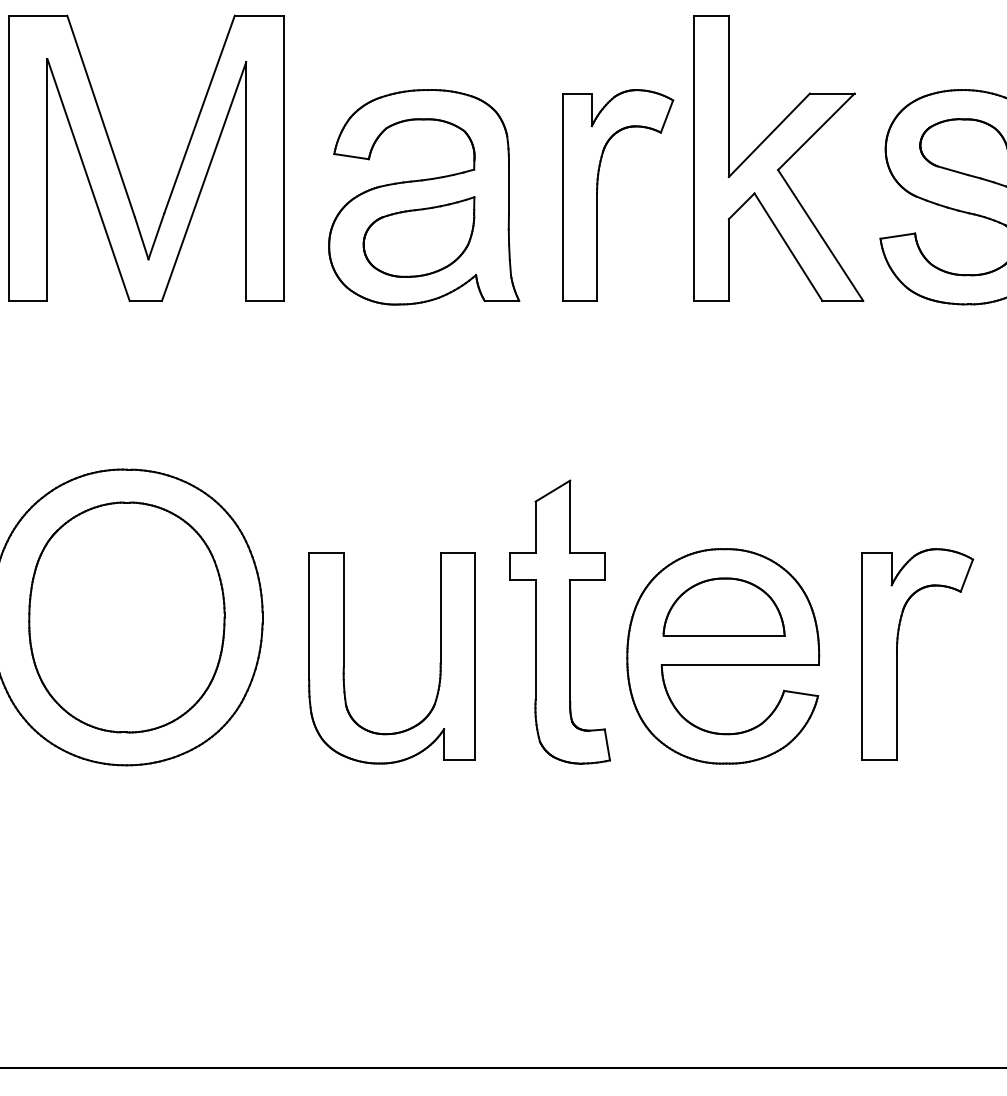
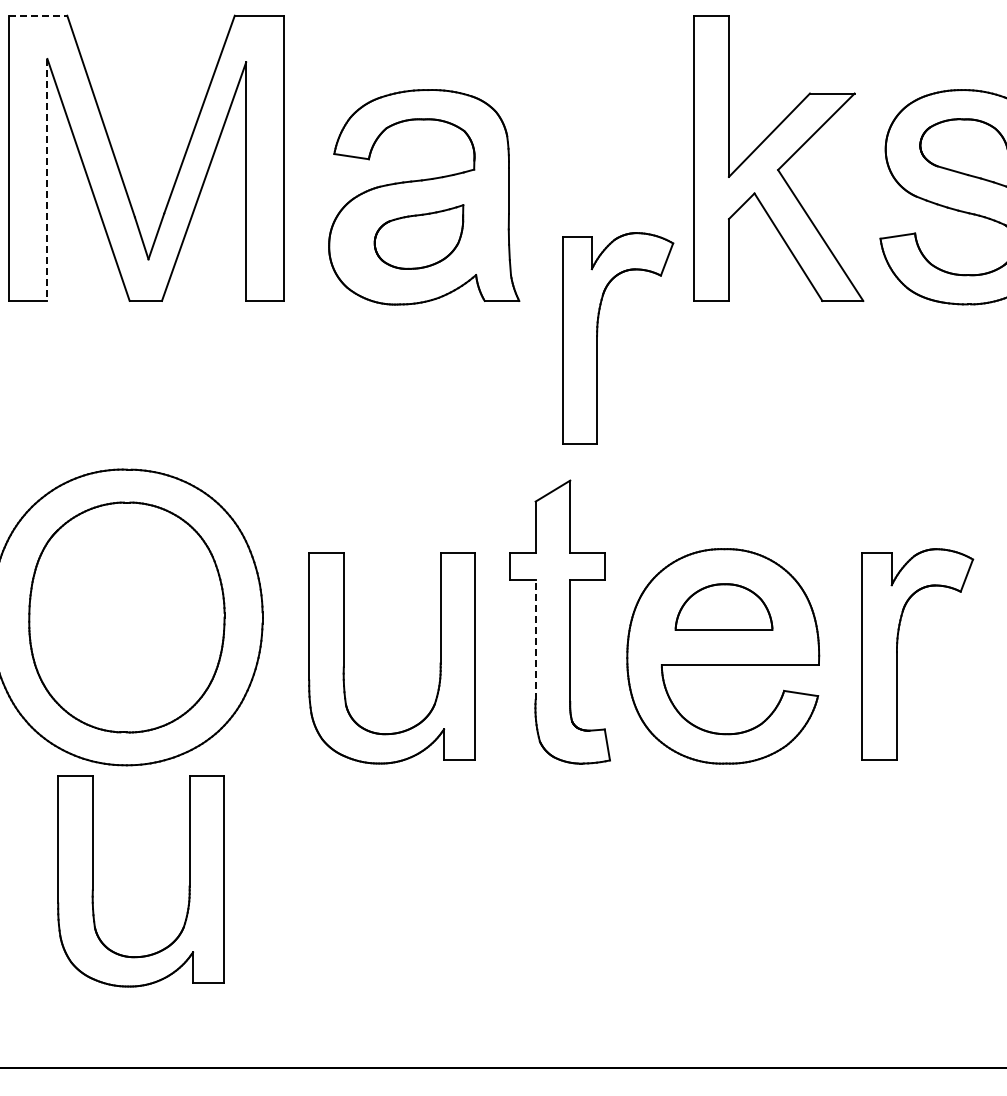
line: solid -> dashed (38, 15)
line: solid -> dashed (47, 179)
part position: (598, 189) -> (598, 332) (598, 332)
part size: 114x82 px -> 92x66 px (418, 236)
part size: 124x60 px -> 100x48 px (723, 606)
line: solid -> dashed (535, 640)
part: none -> present (93, 881)
